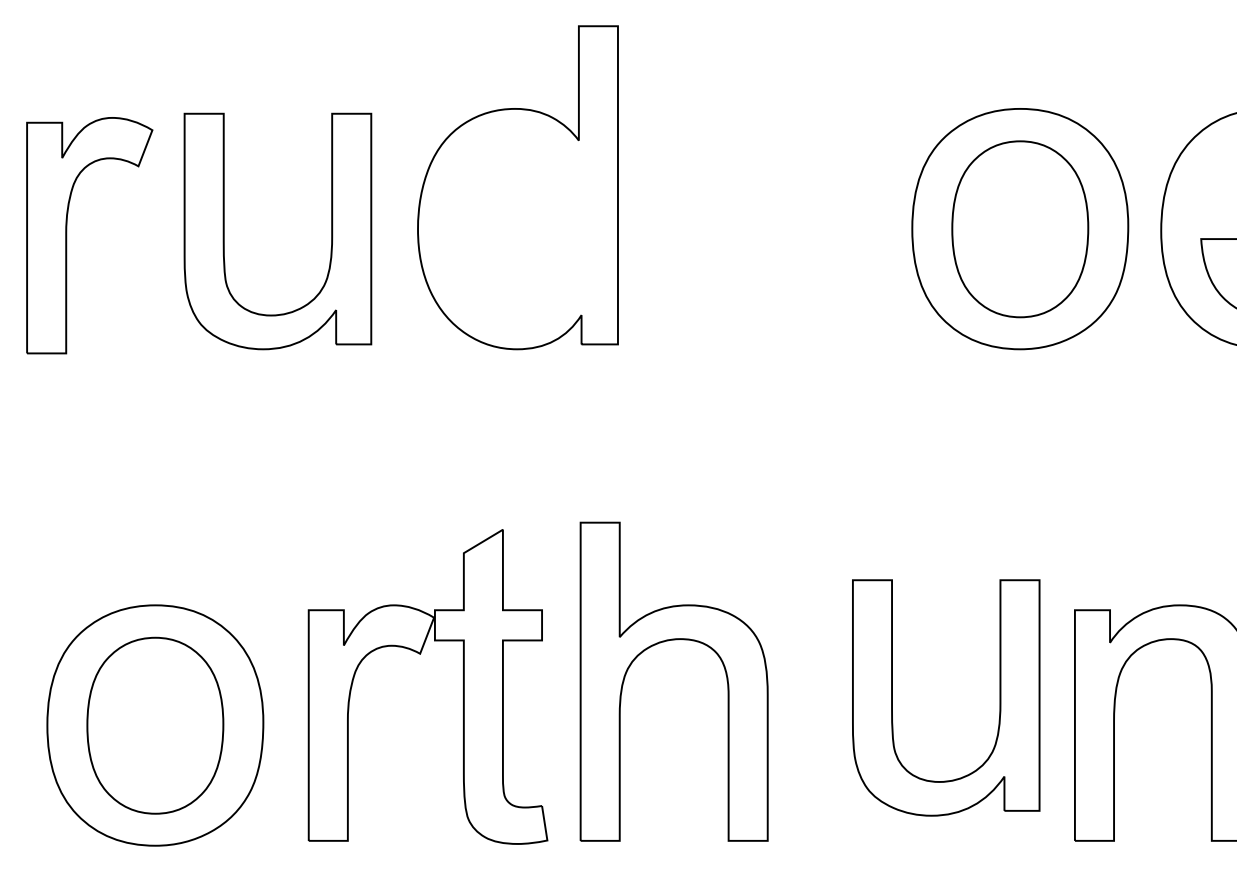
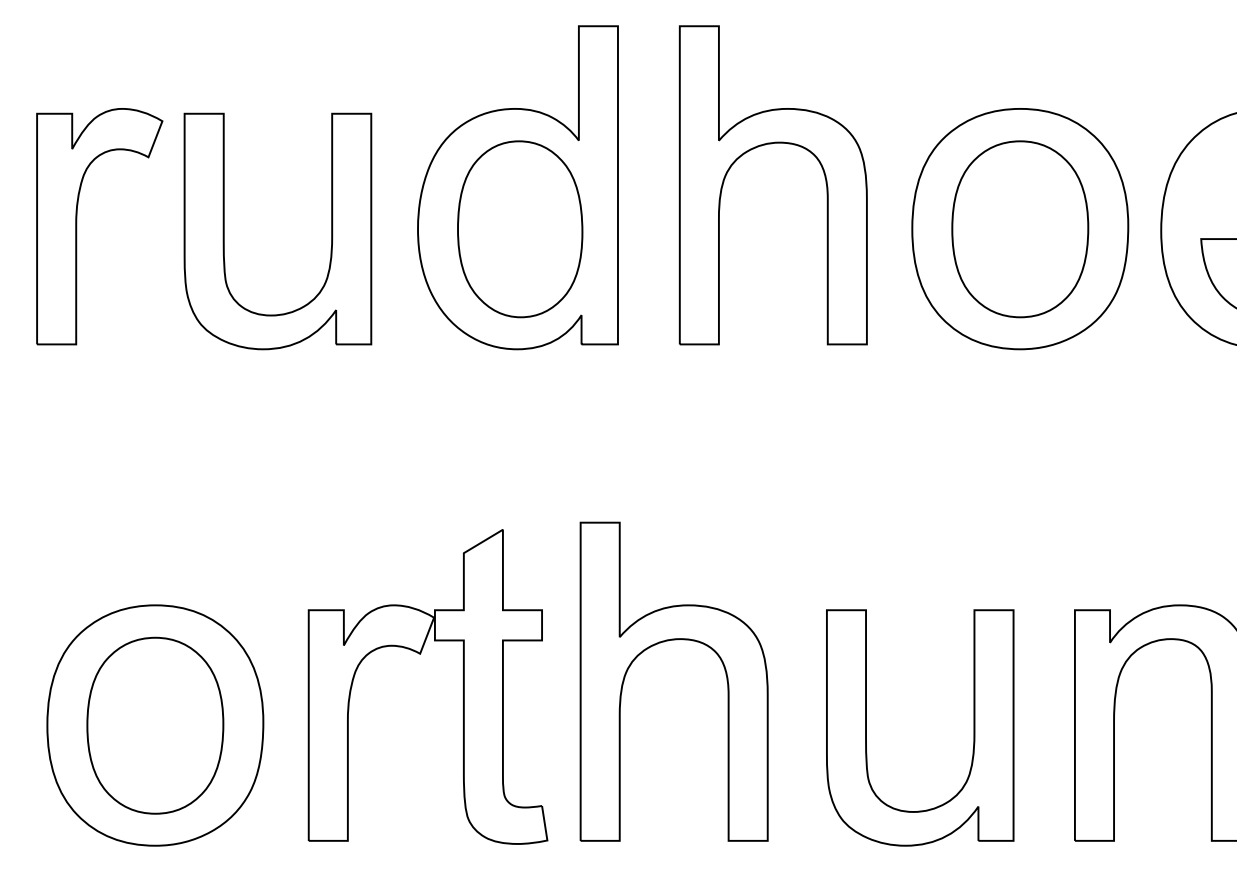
part: none -> present (756, 148)
part: none -> present (520, 229)
part position: (67, 235) -> (77, 226) (77, 226)
part position: (999, 697) -> (973, 727) (973, 727)
